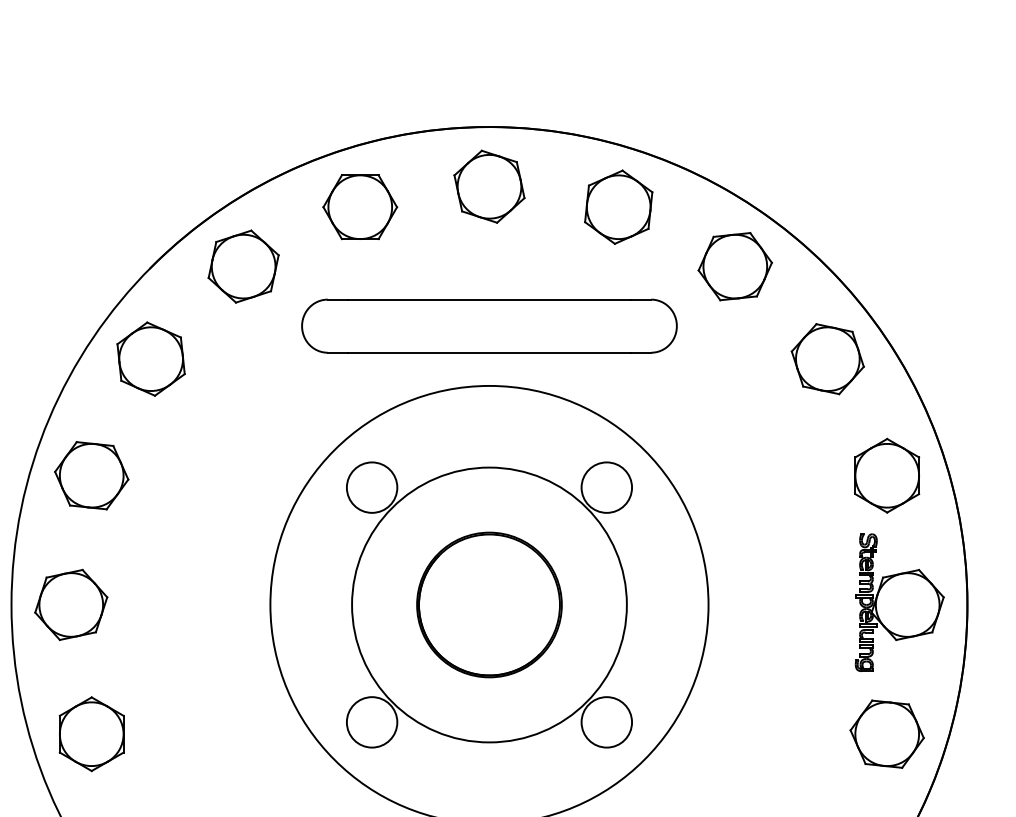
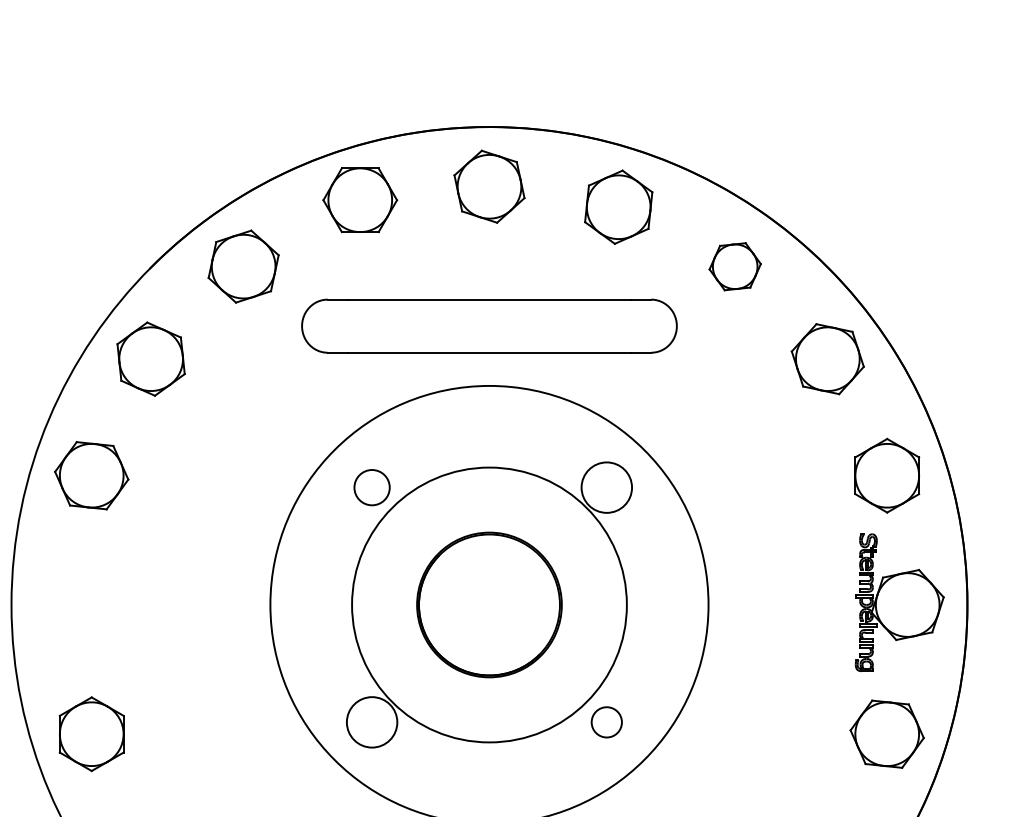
part position: (360, 207) -> (360, 200) (360, 200)
part size: 76x70 px -> 54x50 px (734, 266)
circle diameter: 50 px -> 35 px (371, 487)
part: present -> none (71, 604)
circle diameter: 50 px -> 30 px (606, 722)
